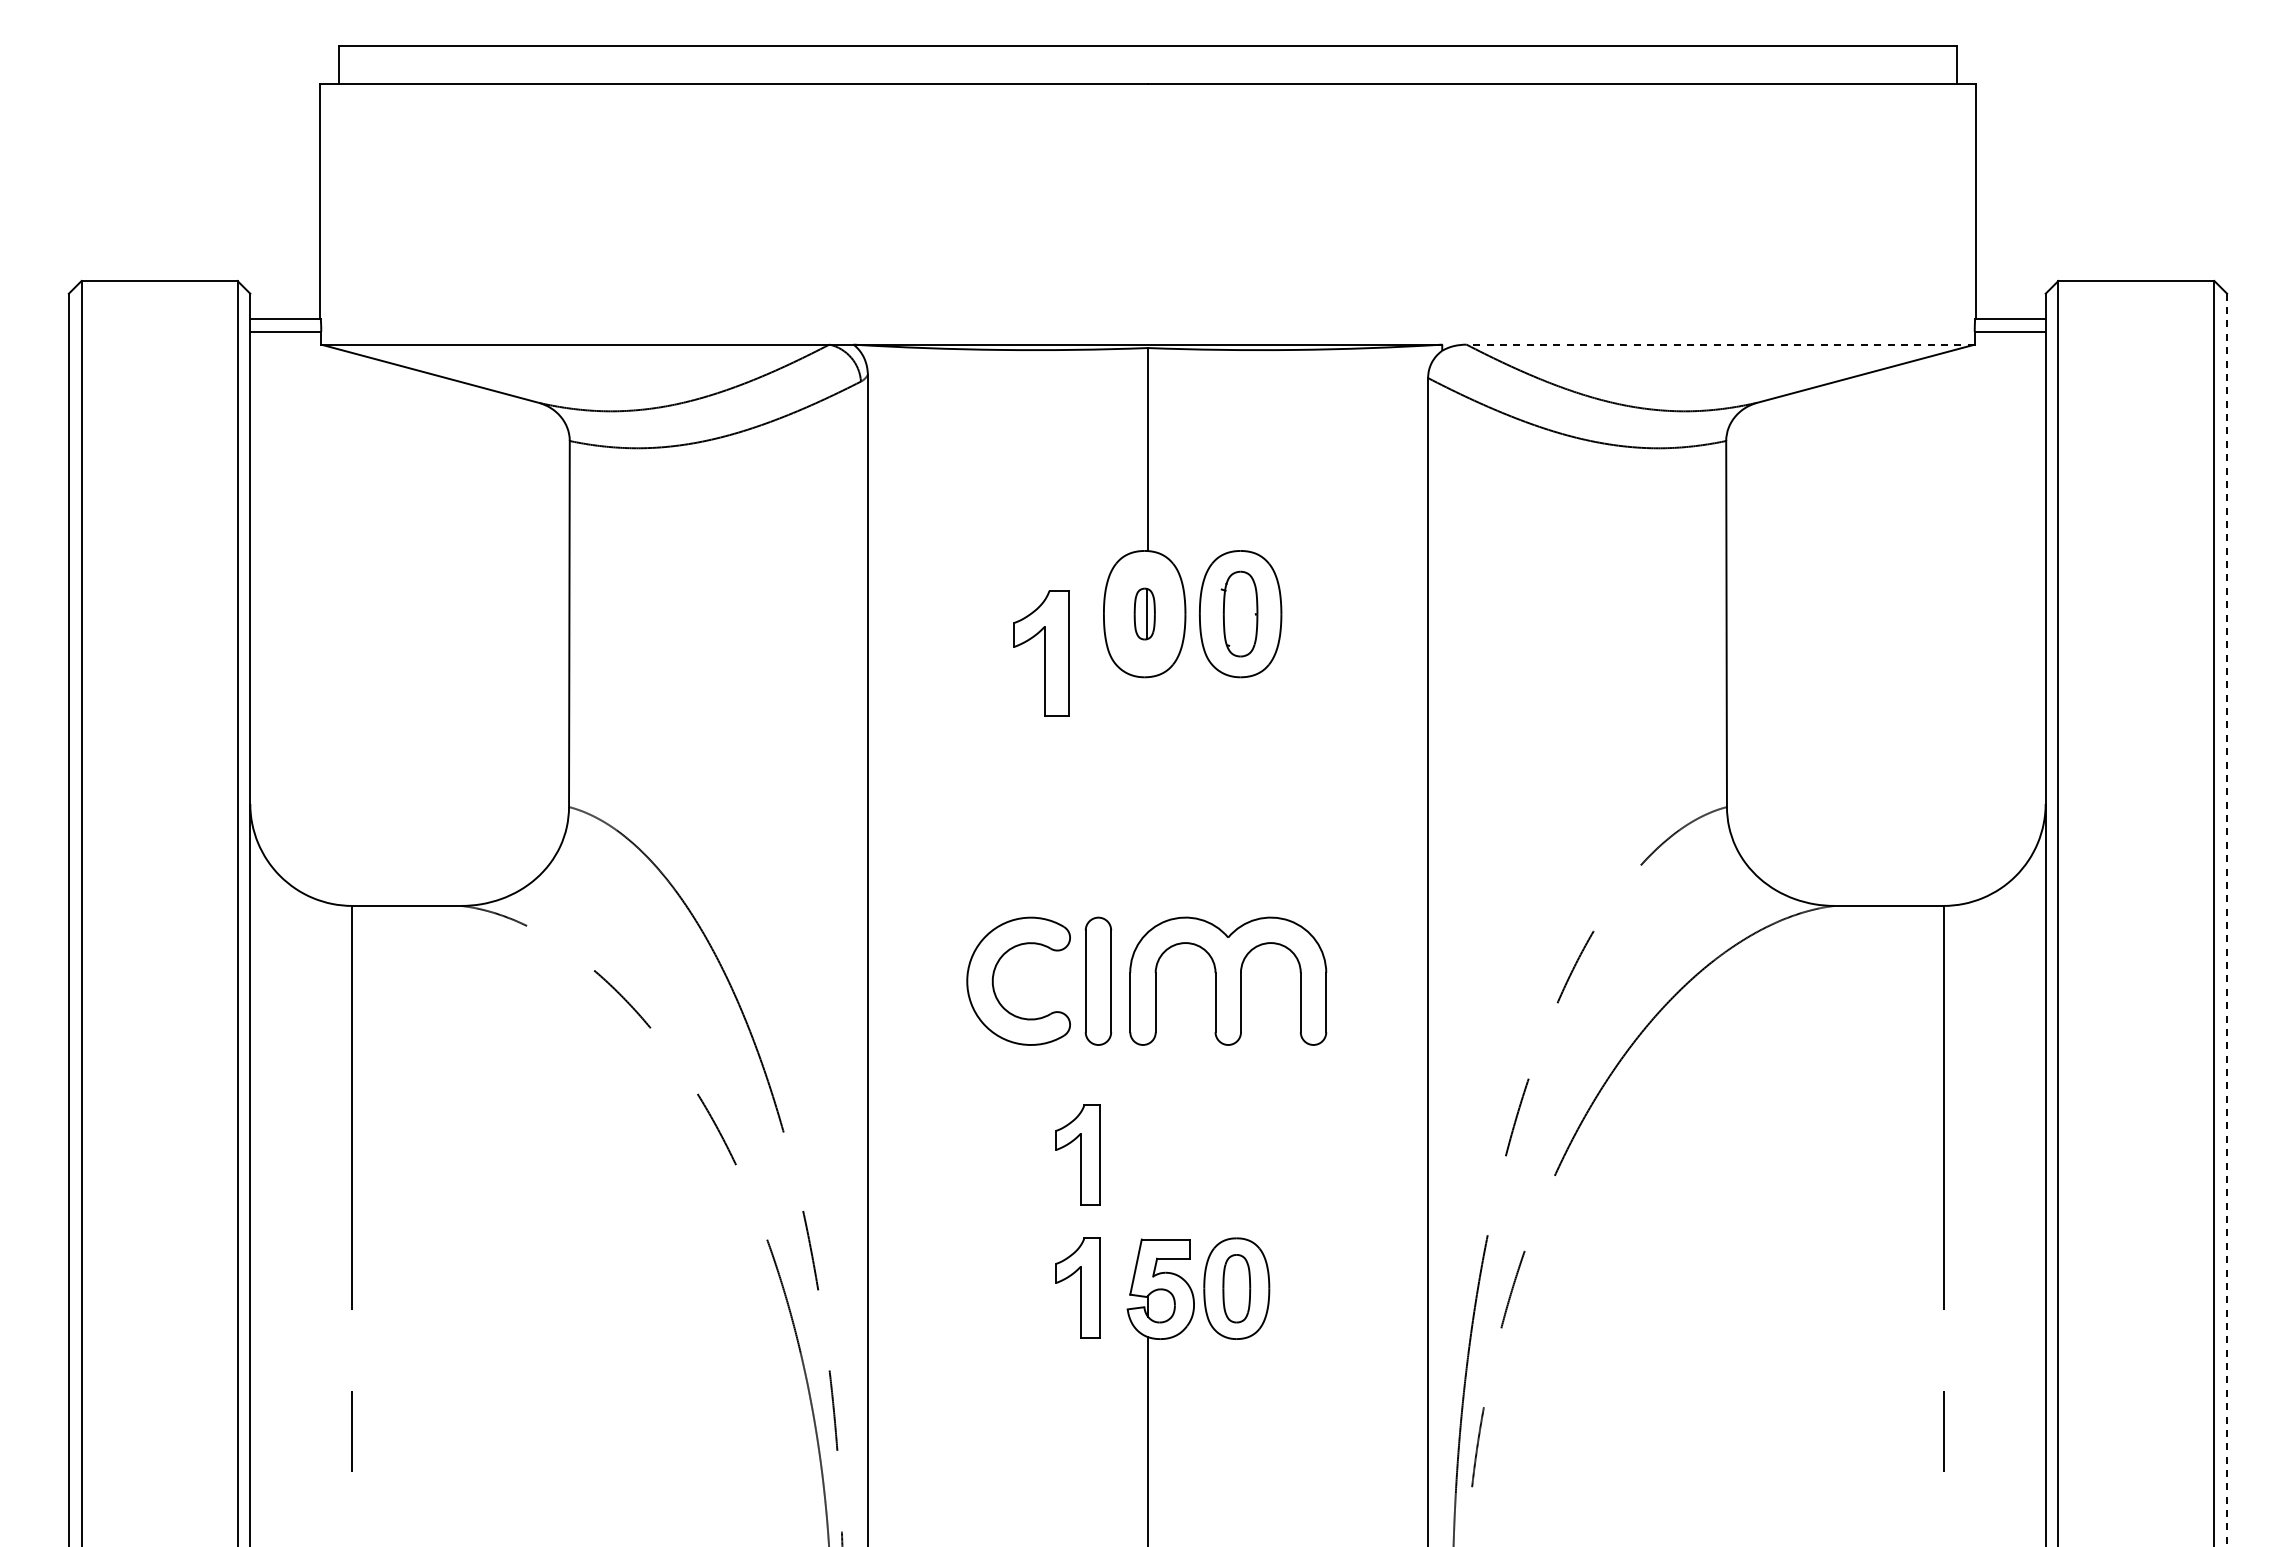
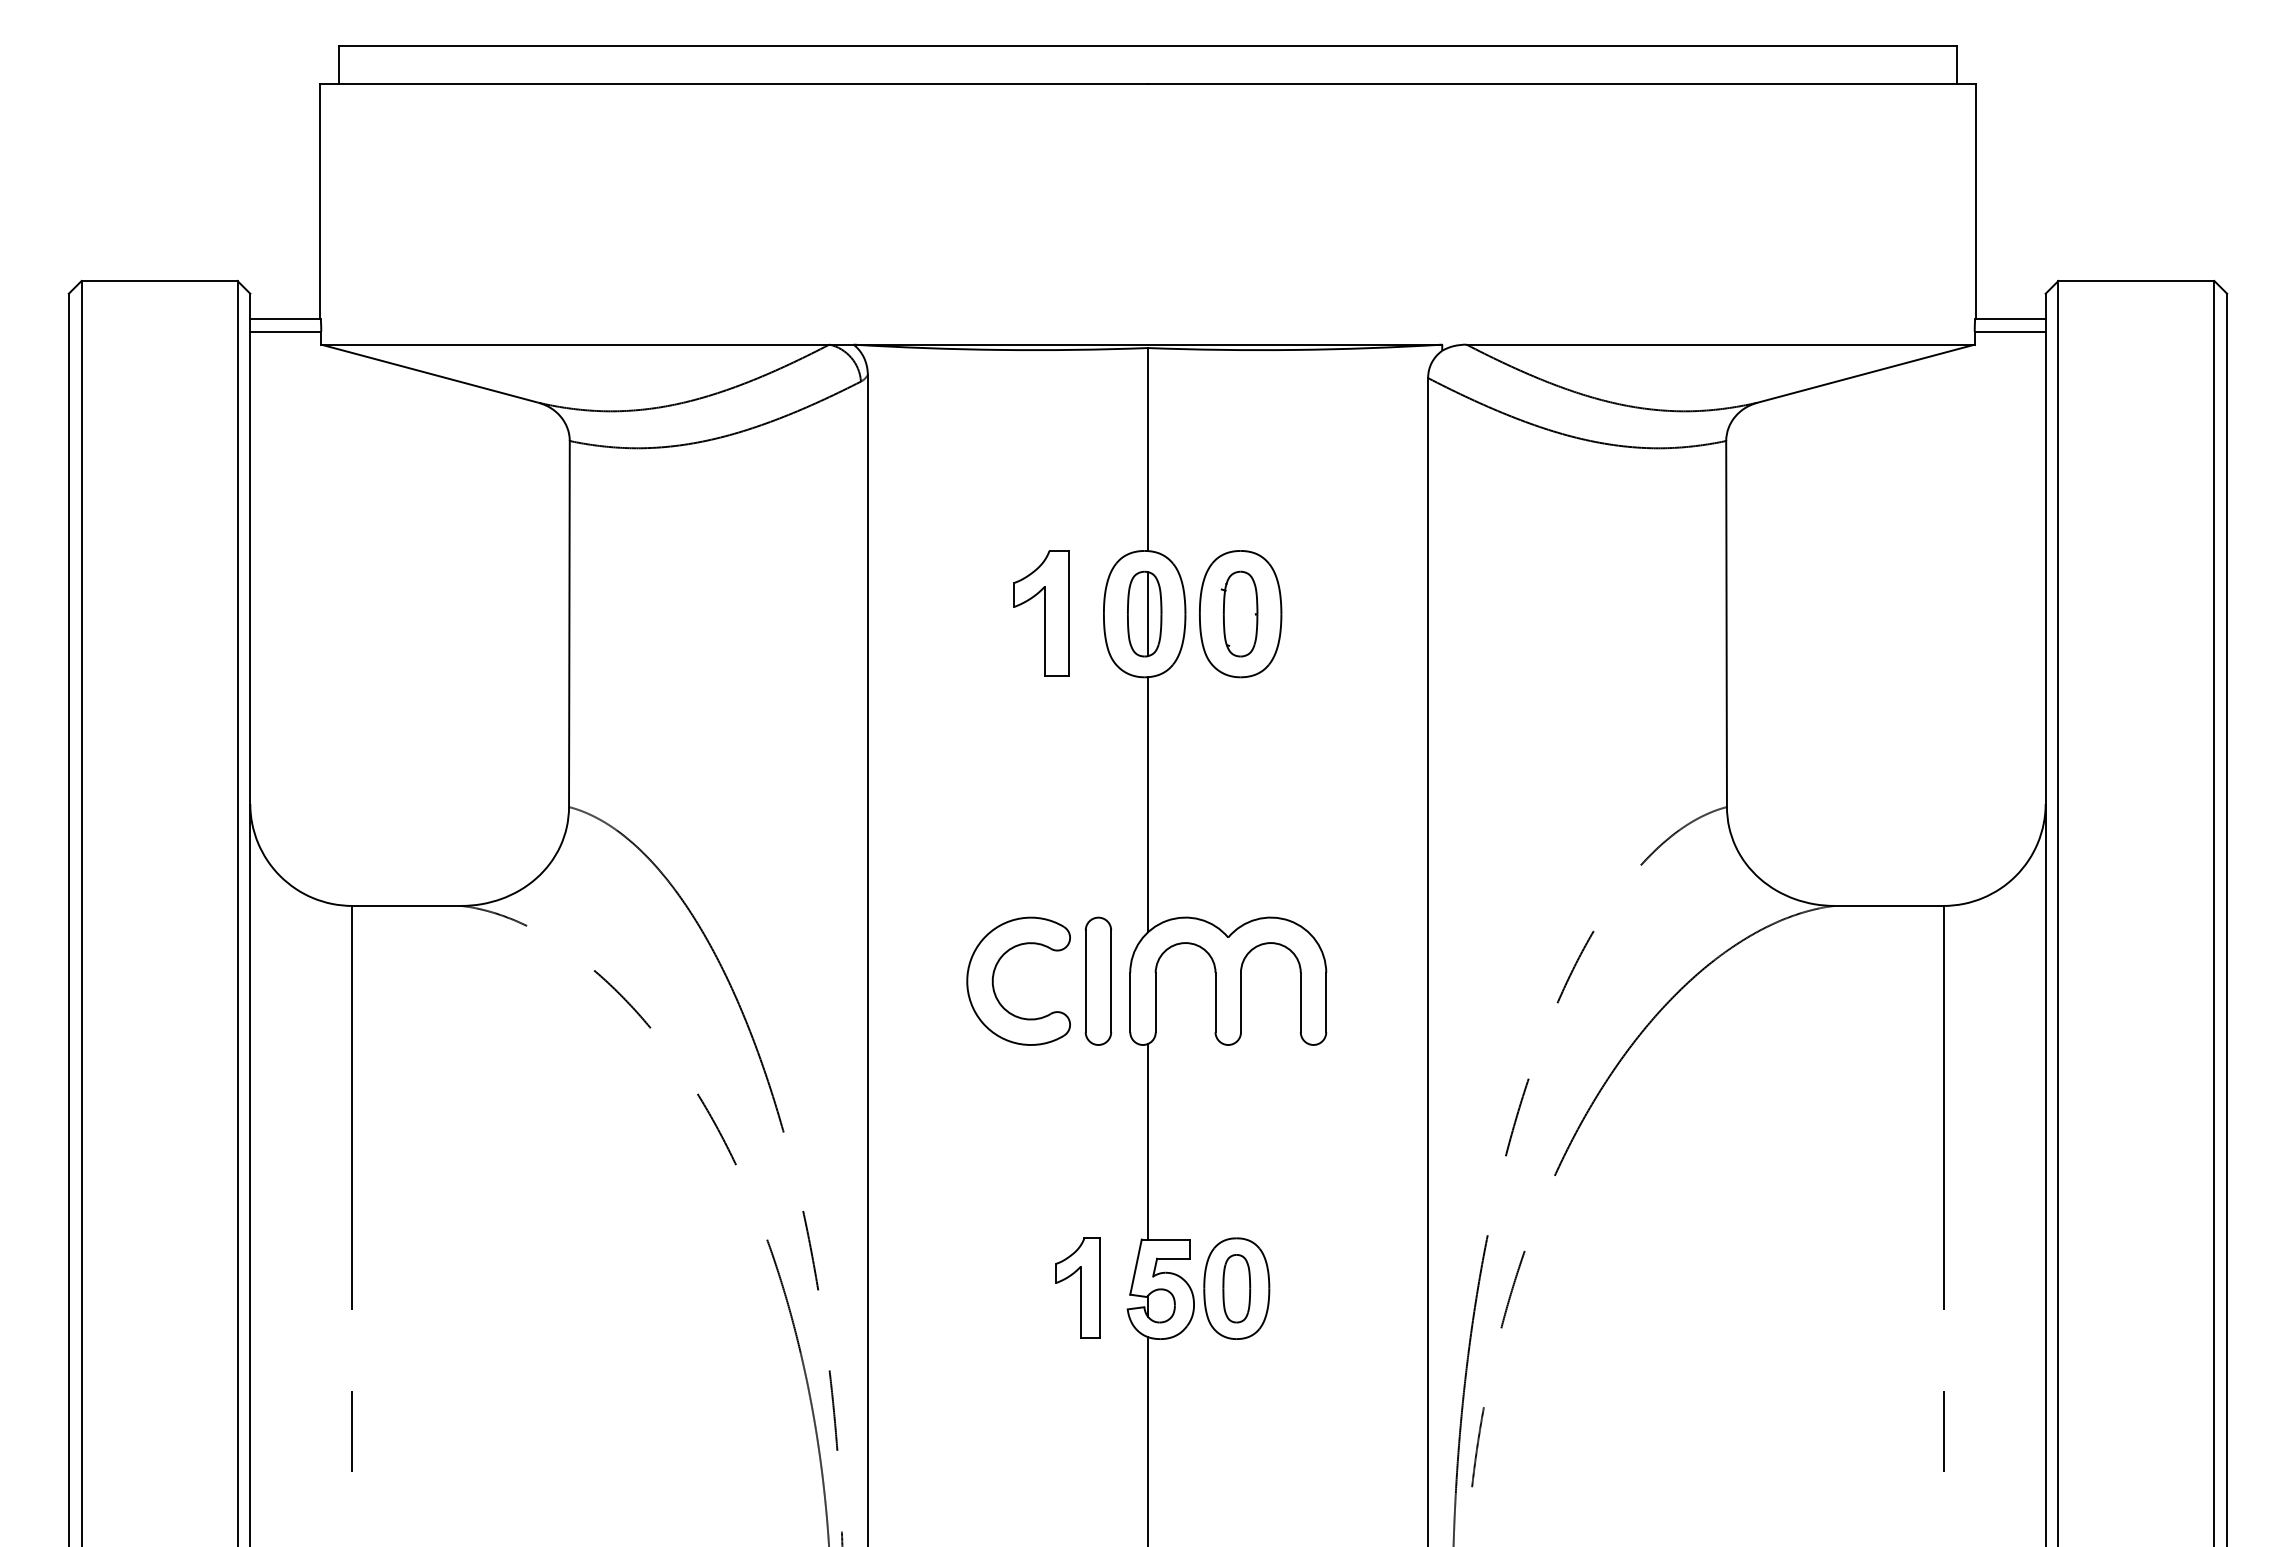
line: dashed -> solid (1720, 344)
part size: 23x54 px -> 36x88 px (1144, 613)
part position: (1041, 653) -> (1041, 613) (1041, 613)
line: none -> present (1148, 804)
line: dashed -> solid (2227, 920)
line: none -> present (1148, 1141)
part: present -> none (1077, 1154)
